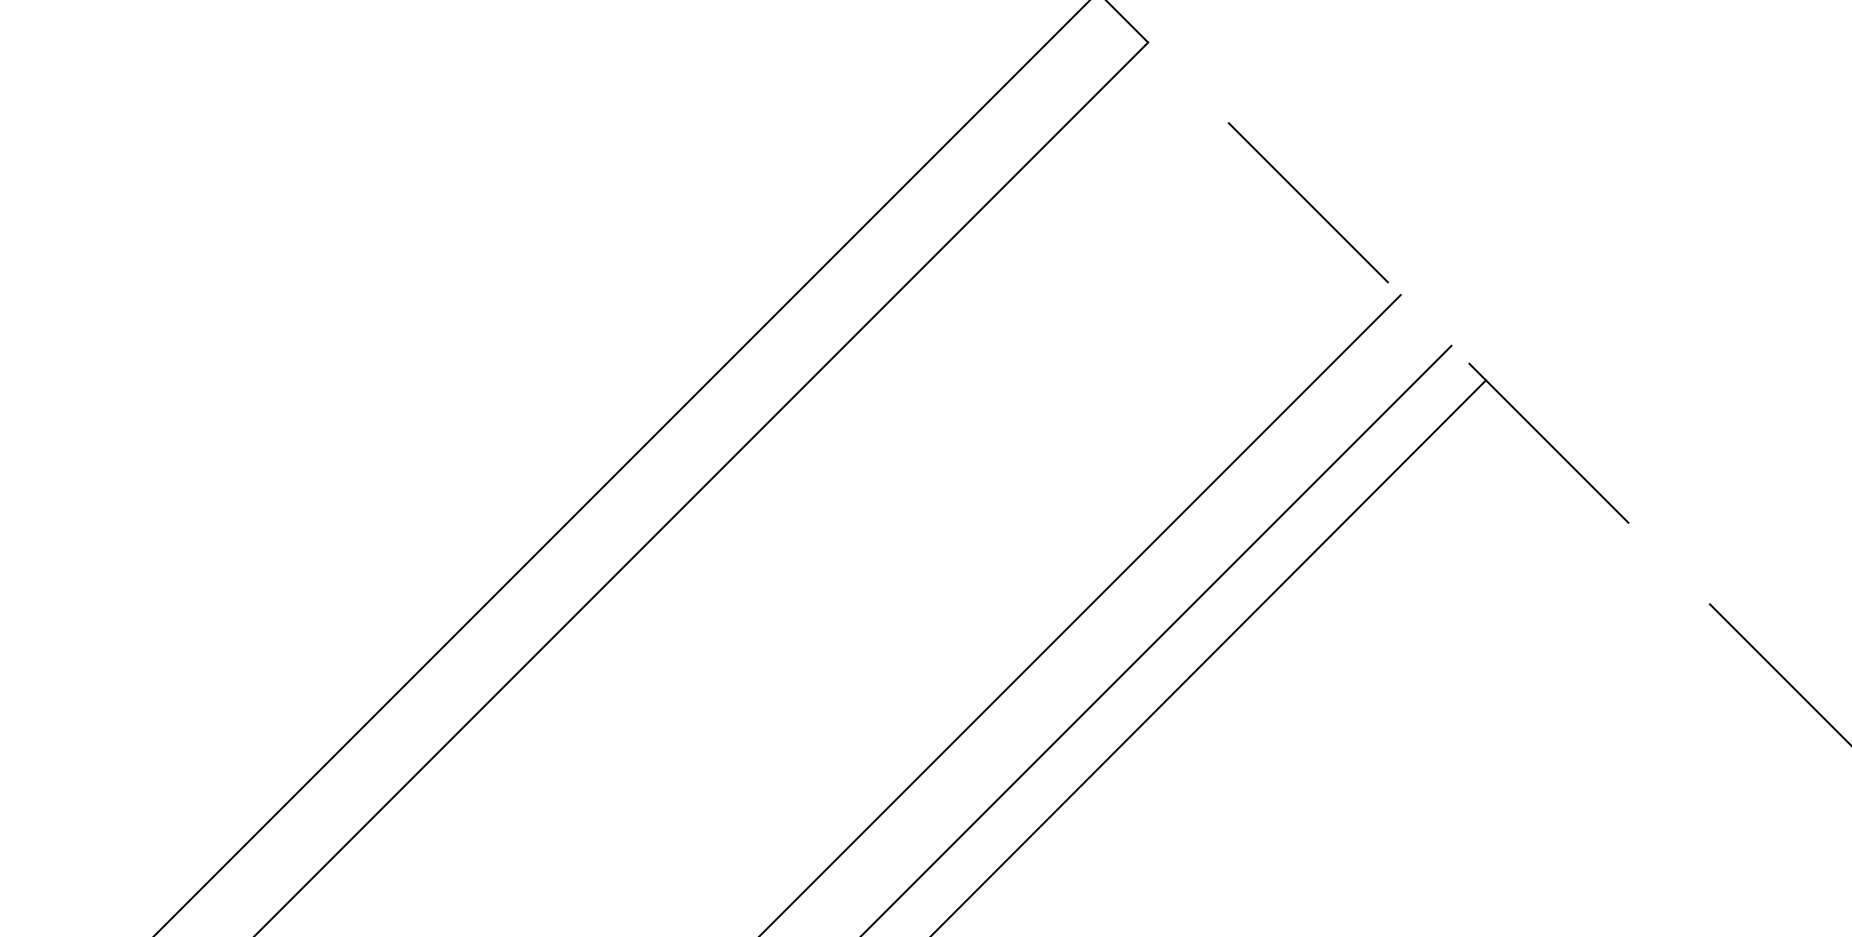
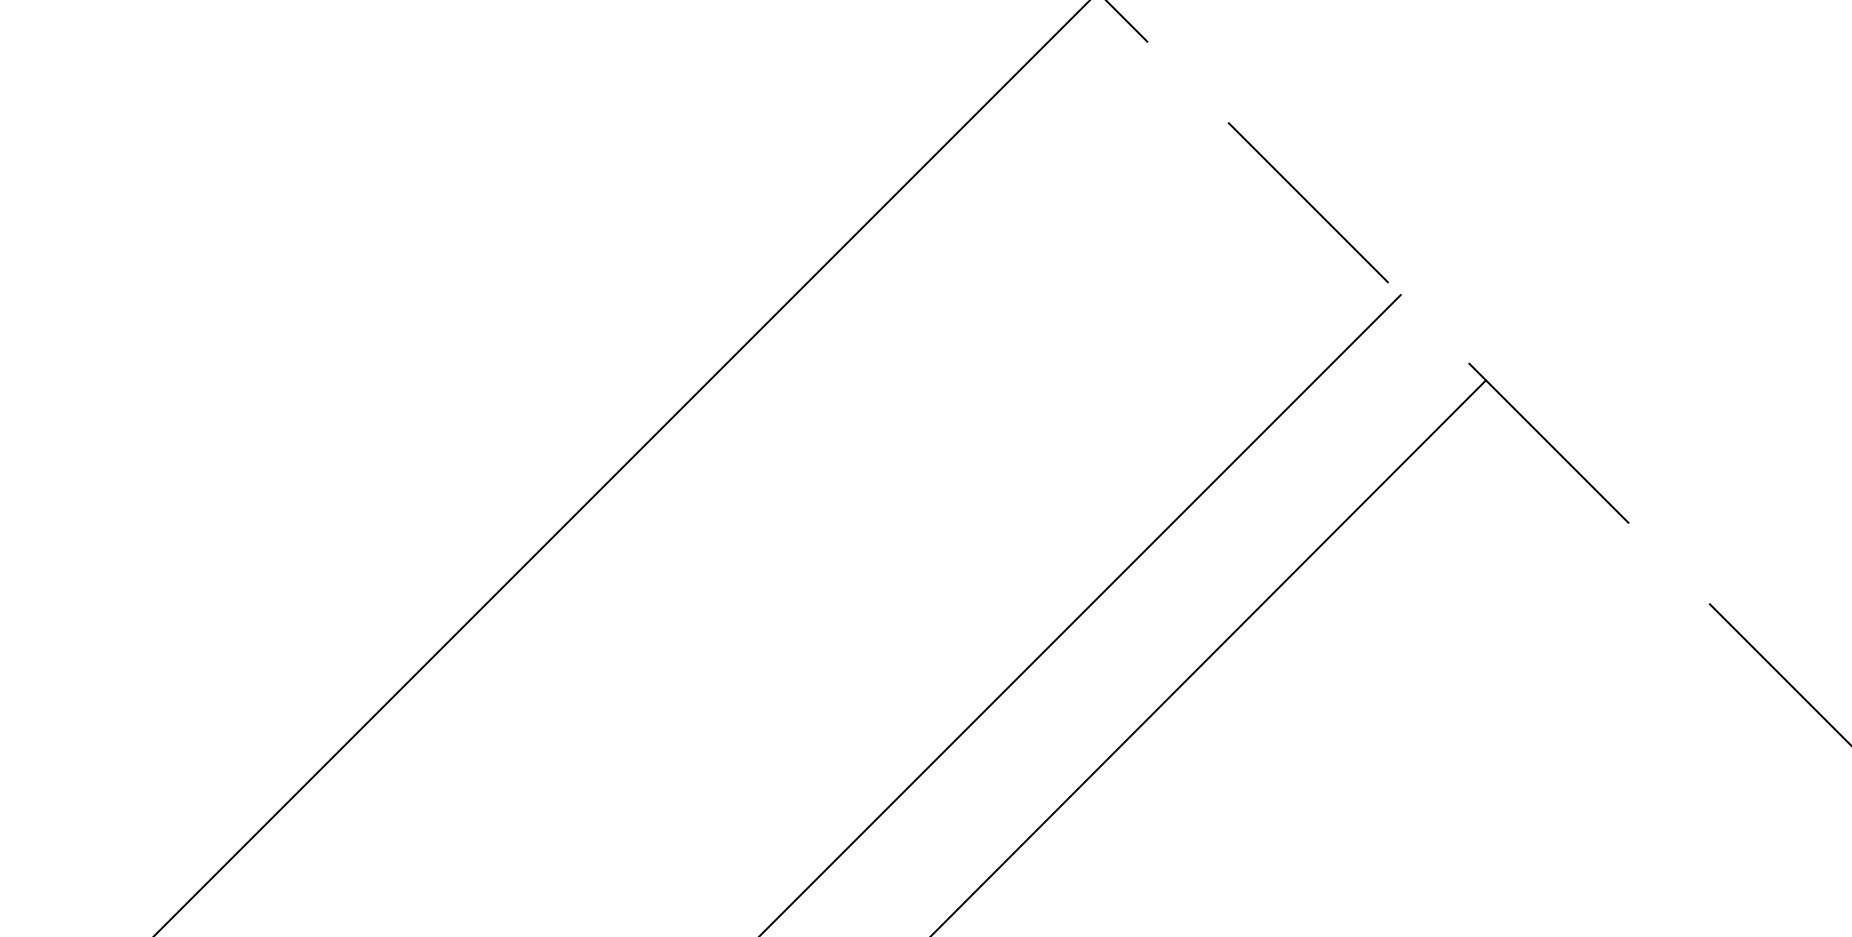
line: present -> none (702, 487)
line: present -> none (1157, 639)
